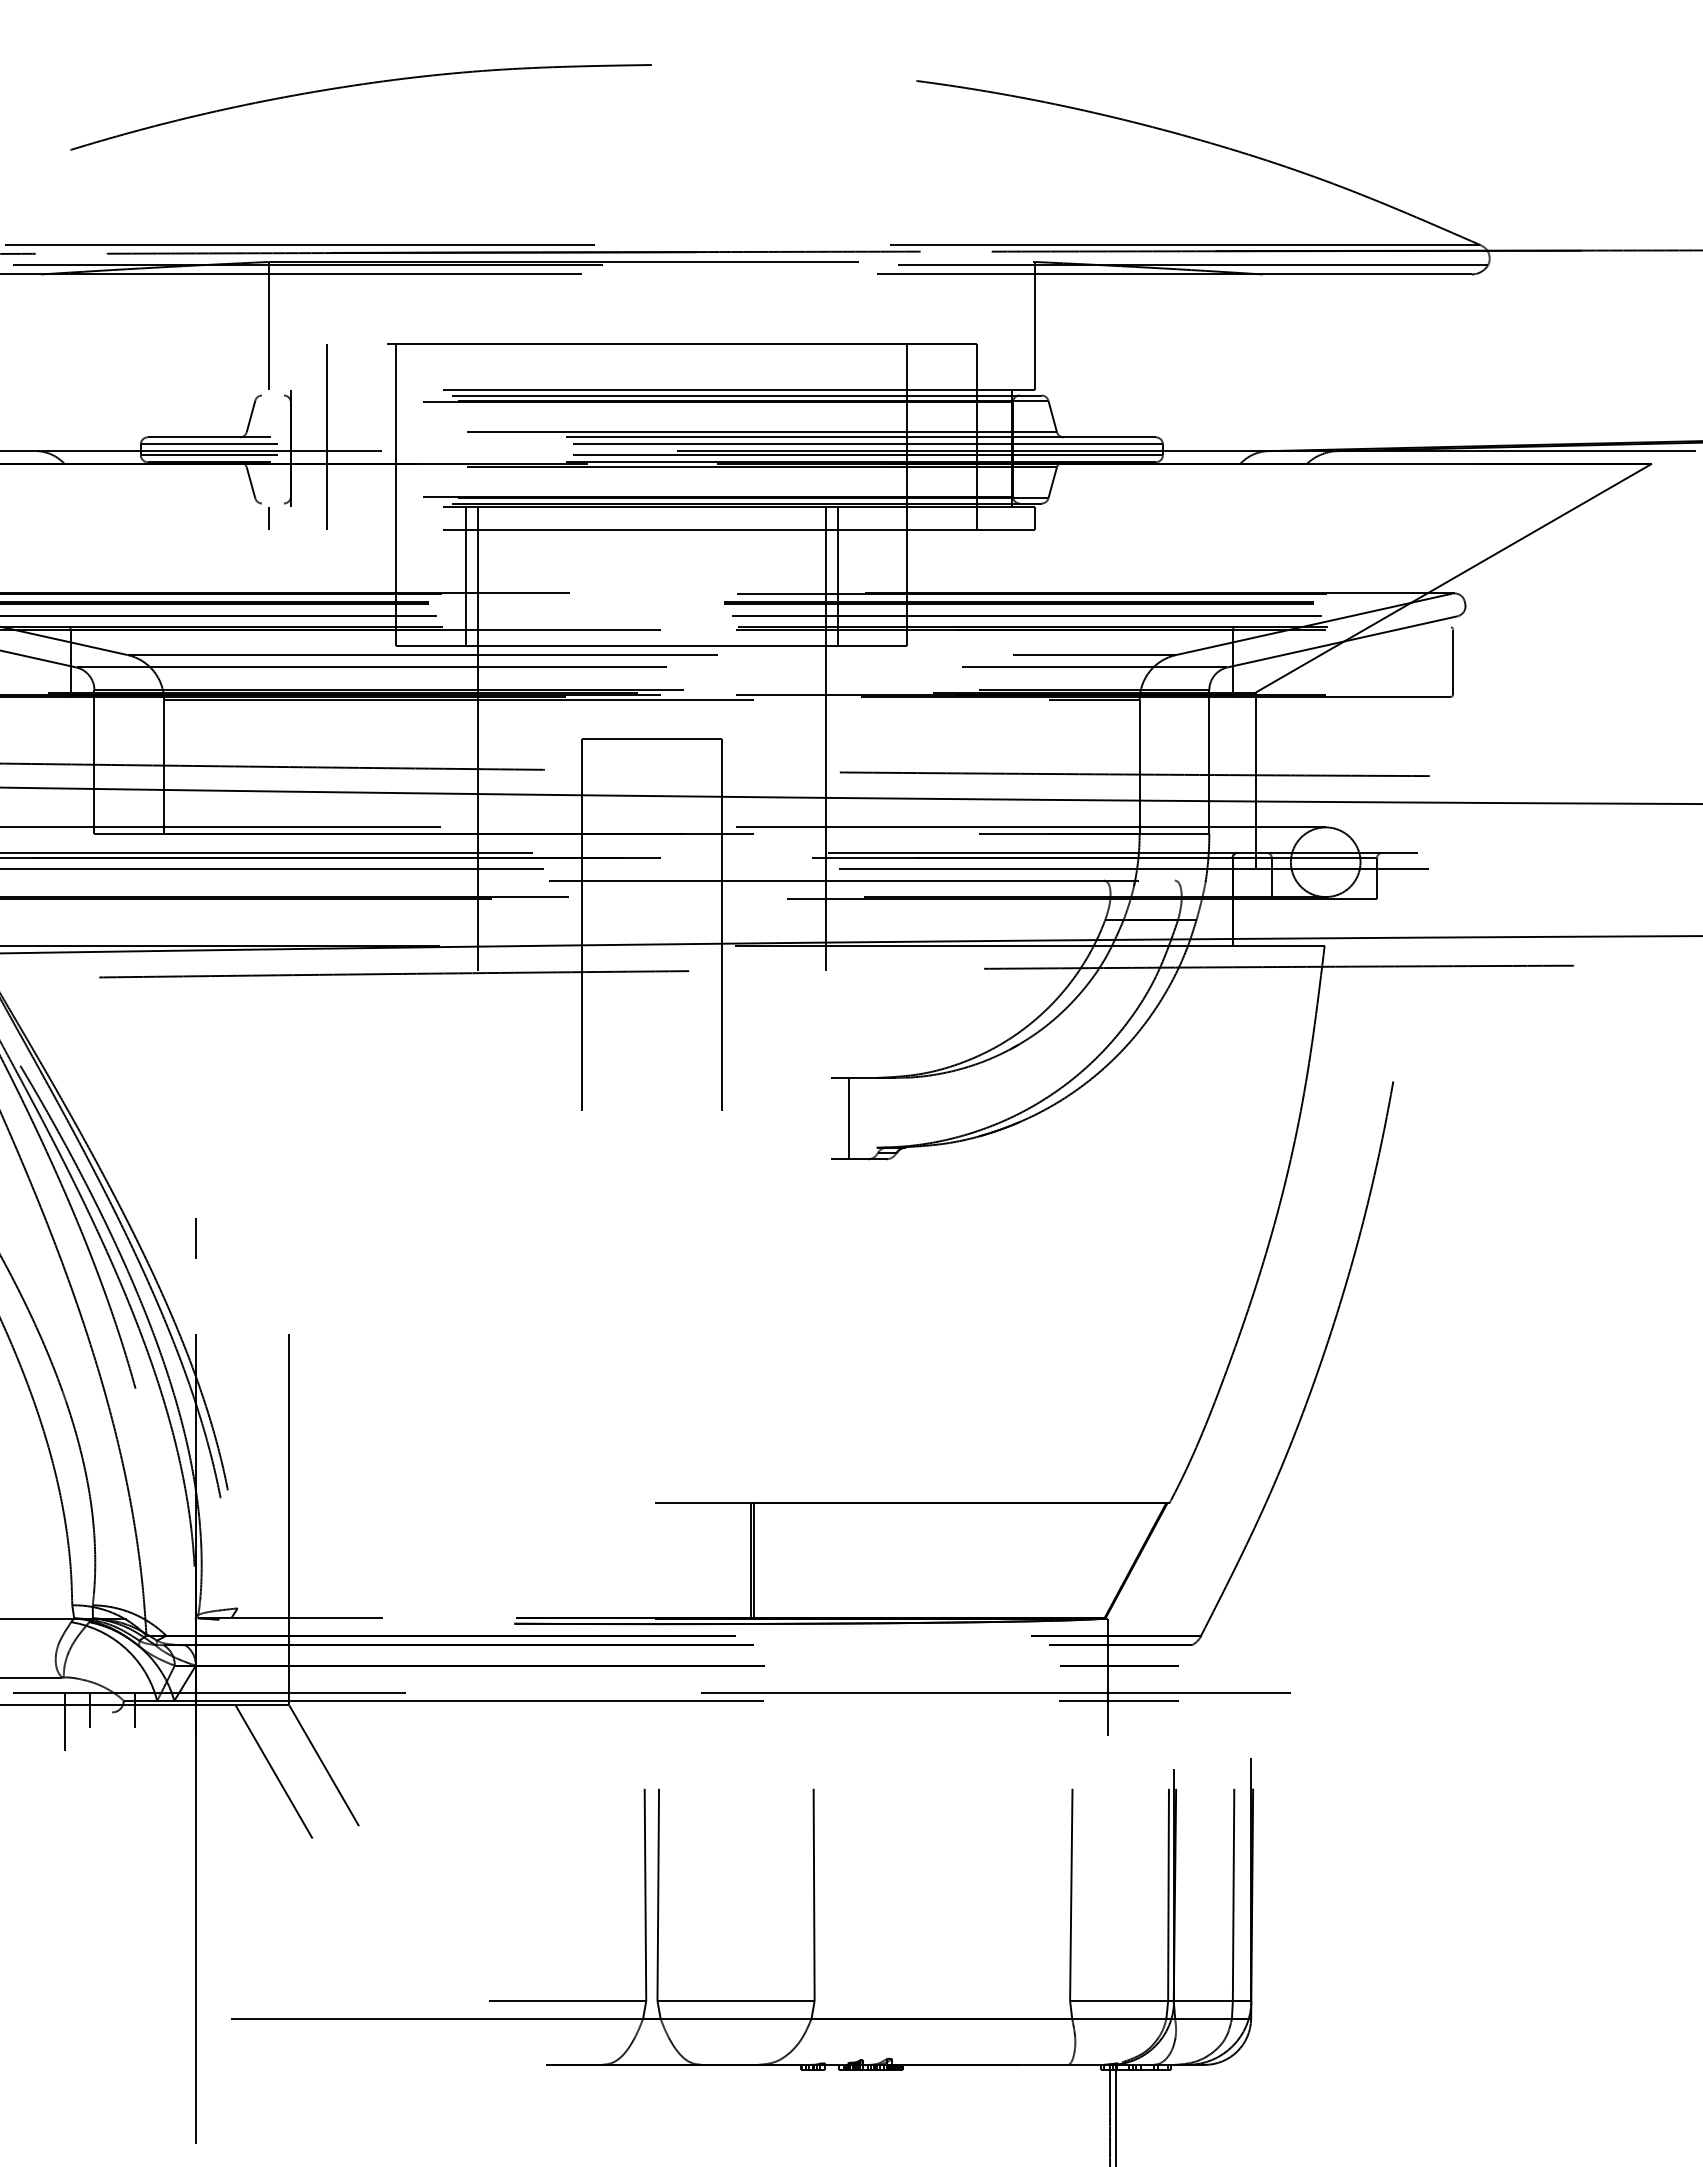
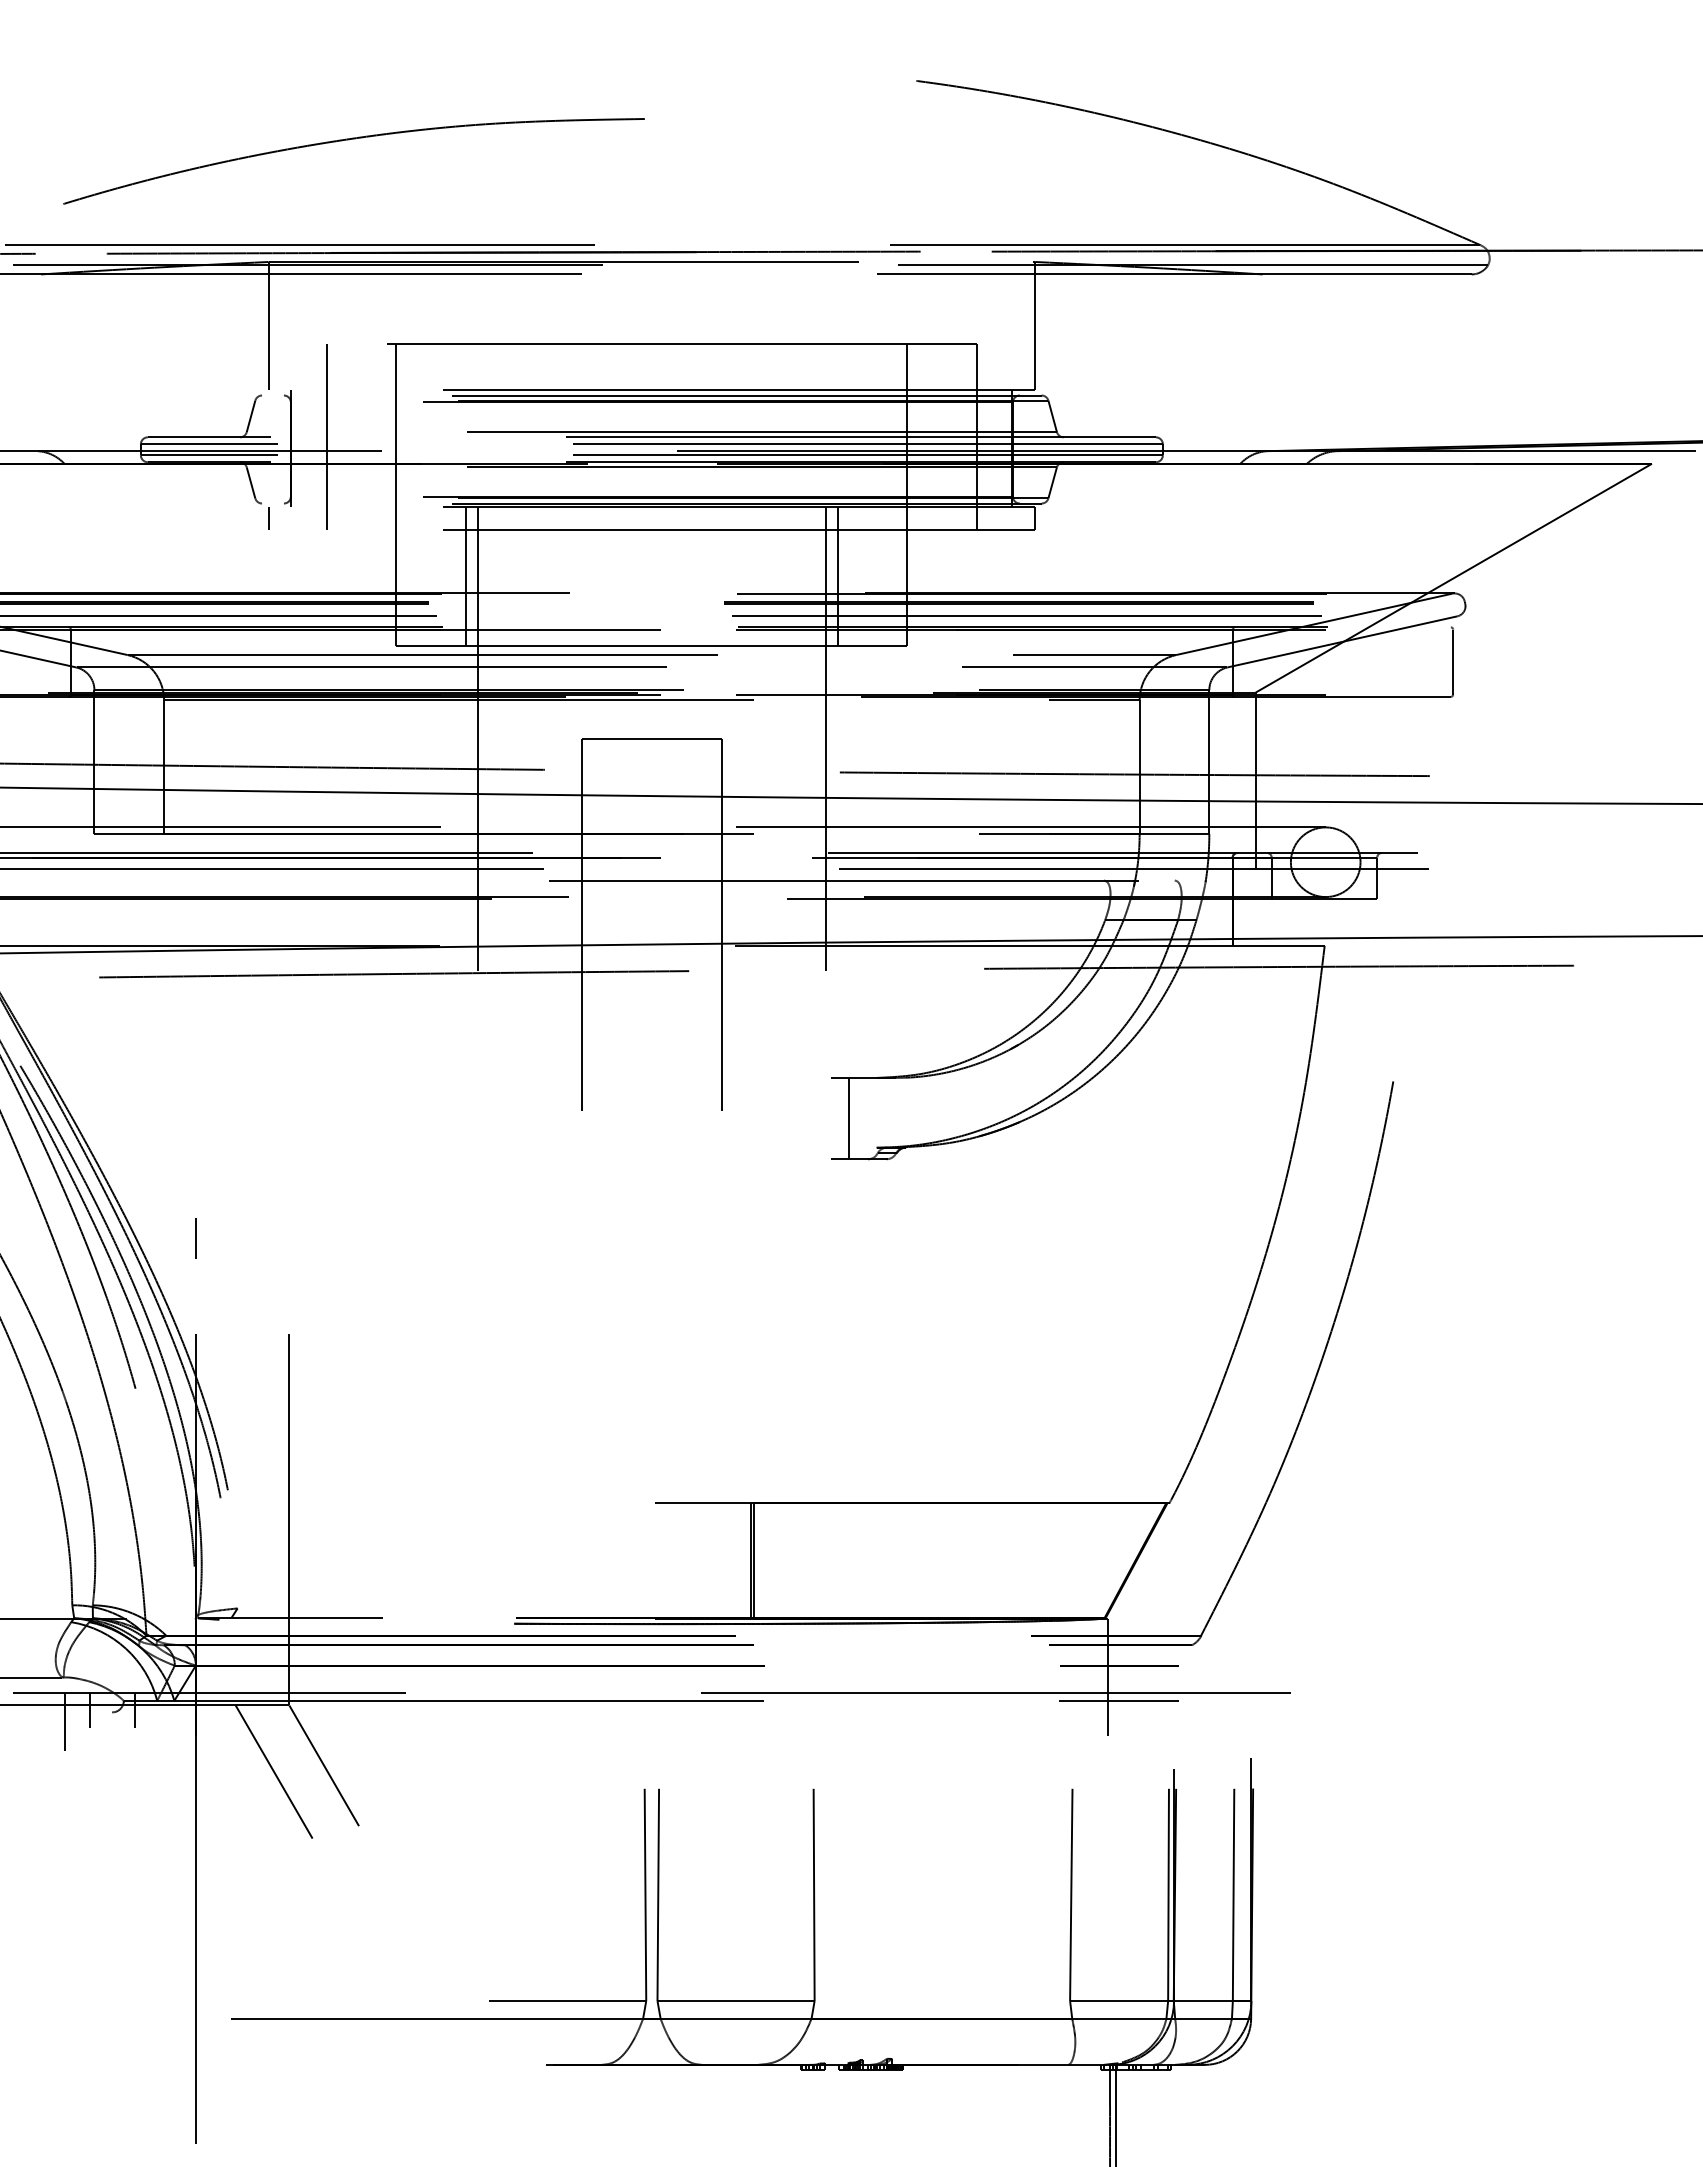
curve position: (356, 86) -> (349, 140) (349, 140)
